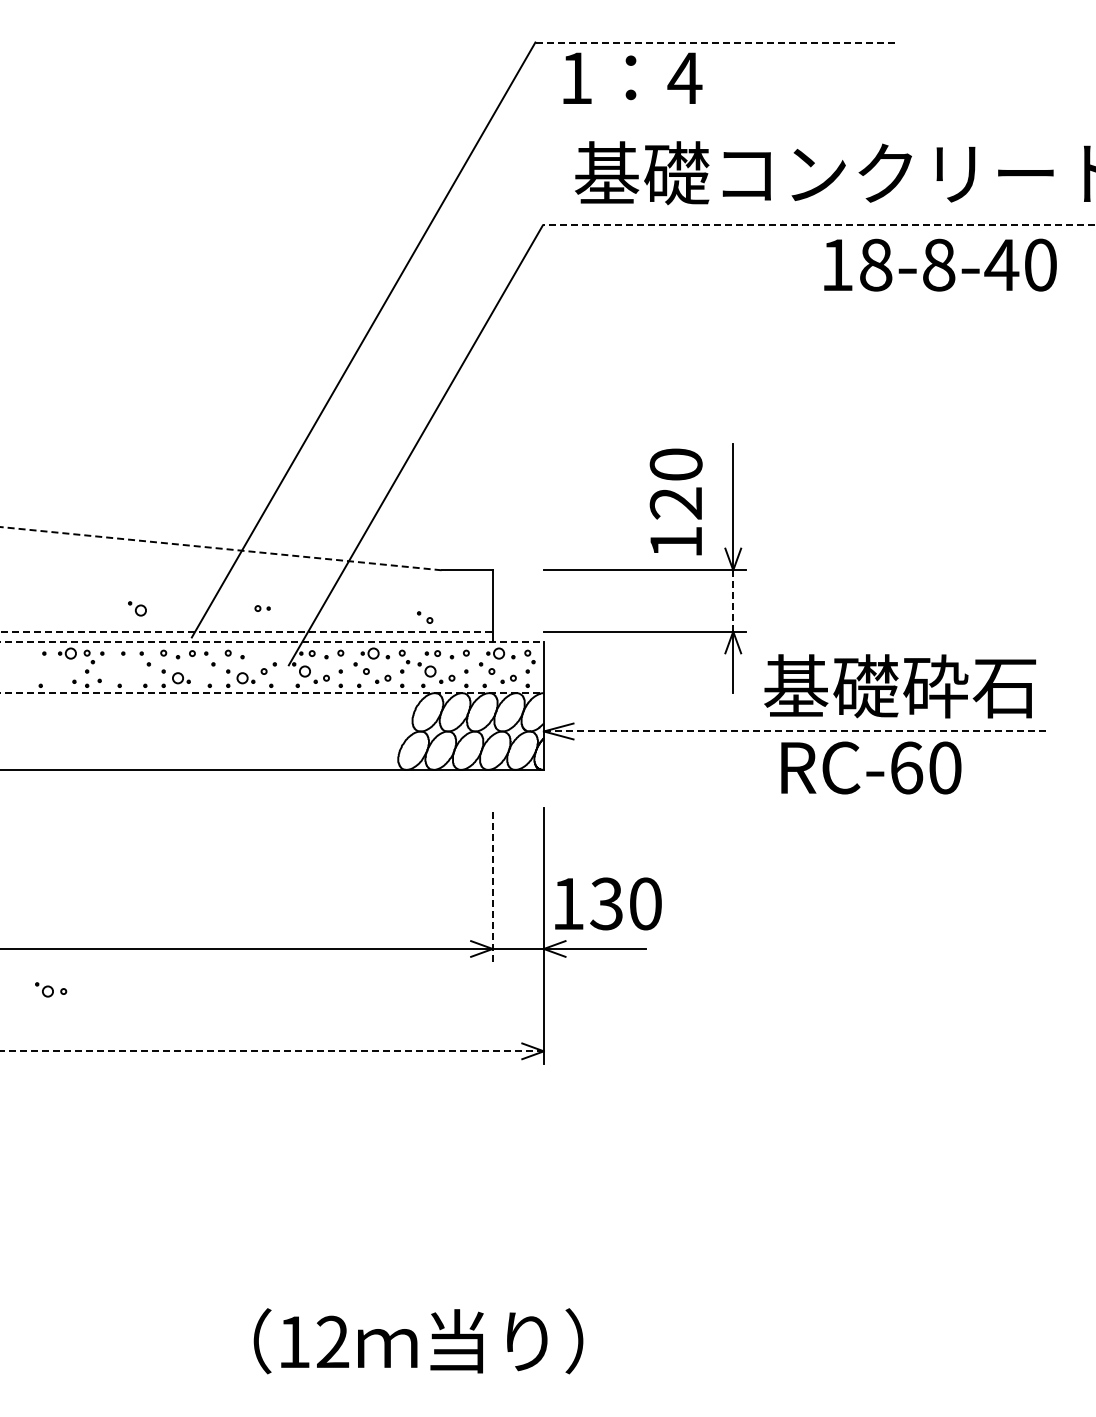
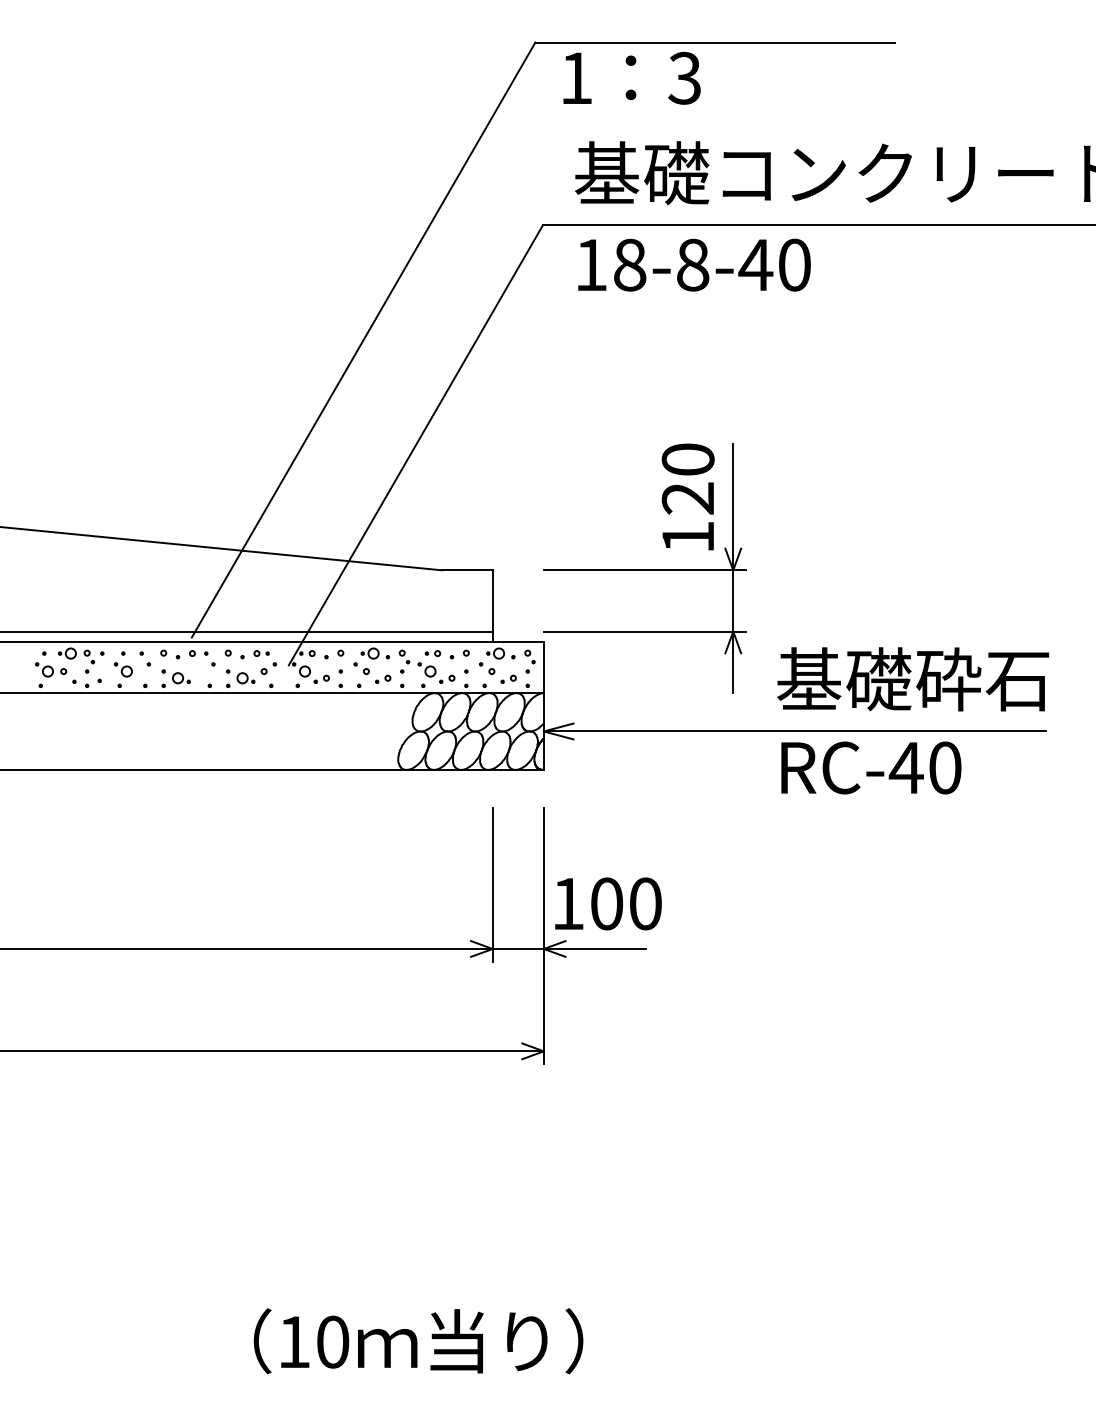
line: dashed -> solid (715, 42)
text: 4 -> 3 (684, 77)
line: dashed -> solid (818, 225)
text position: (940, 264) -> (694, 264) (694, 264)
text position: (675, 501) -> (687, 496) (687, 496)
line: dashed -> solid (220, 548)
line: dashed -> solid (733, 600)
part position: (137, 608) -> (123, 669) (123, 669)
part position: (262, 608) -> (261, 653) (261, 653)
part: present -> none (425, 617)
line: dashed -> solid (246, 631)
line: dashed -> solid (272, 641)
text position: (900, 686) -> (913, 679) (913, 679)
line: dashed -> solid (272, 693)
line: dashed -> solid (794, 731)
text: RC-60 -> RC-40 (905, 767)
line: dashed -> solid (492, 885)
text: 130 -> 100 (606, 903)
part position: (51, 989) -> (51, 669) (51, 669)
line: dashed -> solid (272, 1051)
text: 12 -> 10 (332, 1341)
